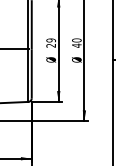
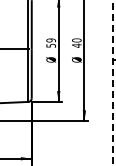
text: 29 -> 59 (51, 45)
line: solid -> dashed (113, 82)
